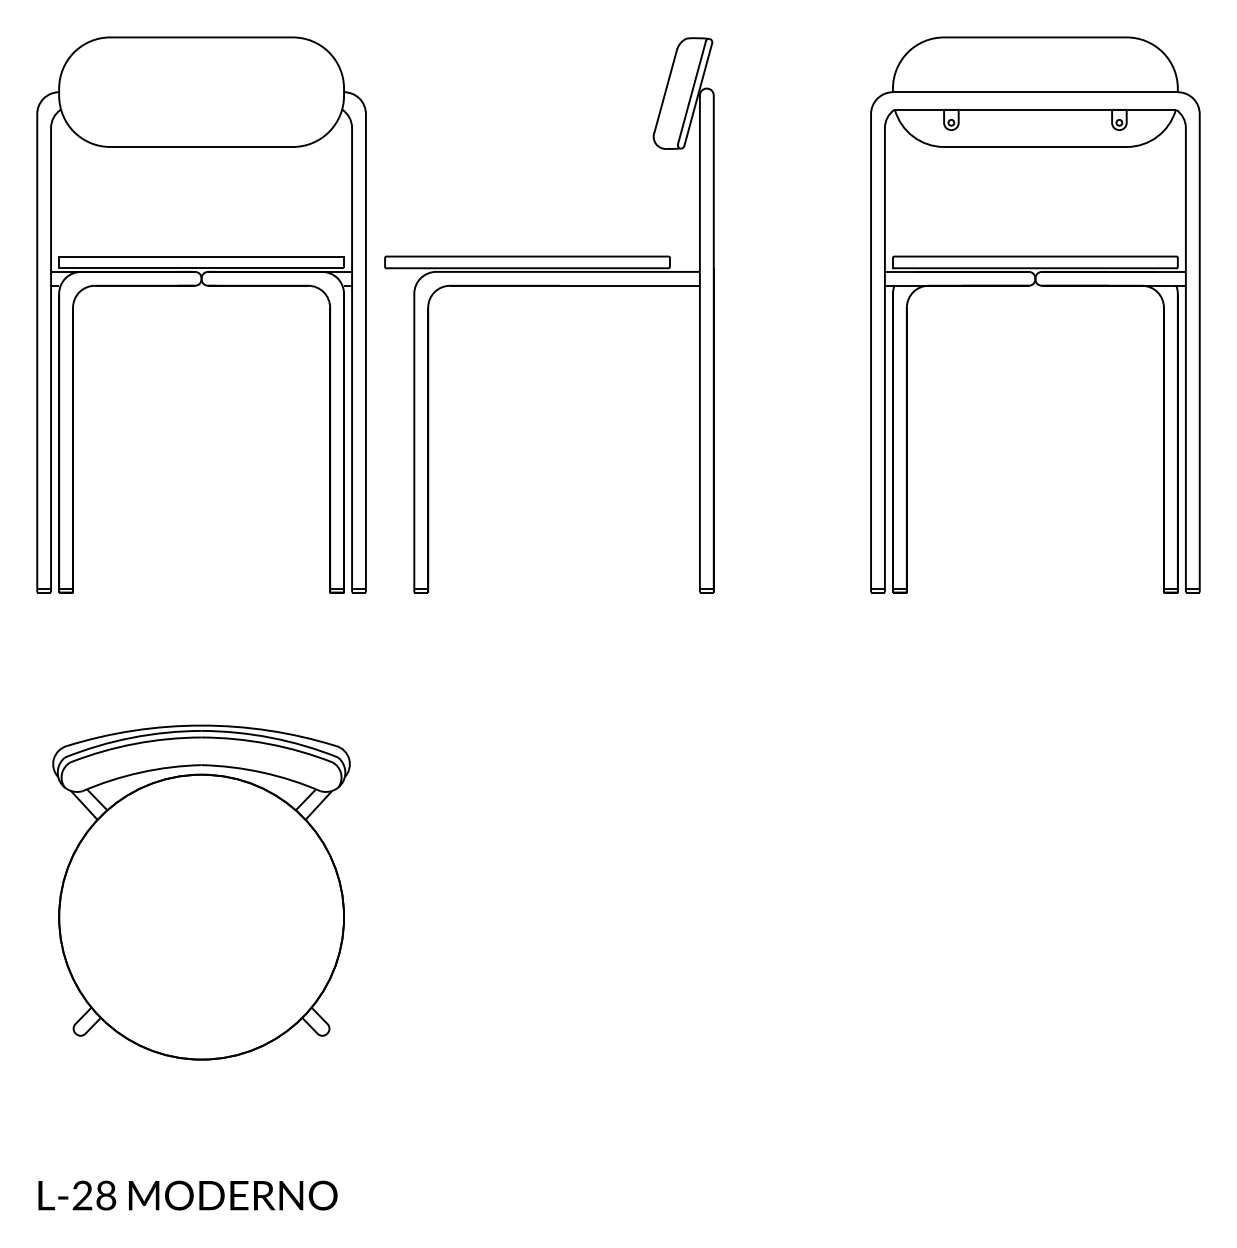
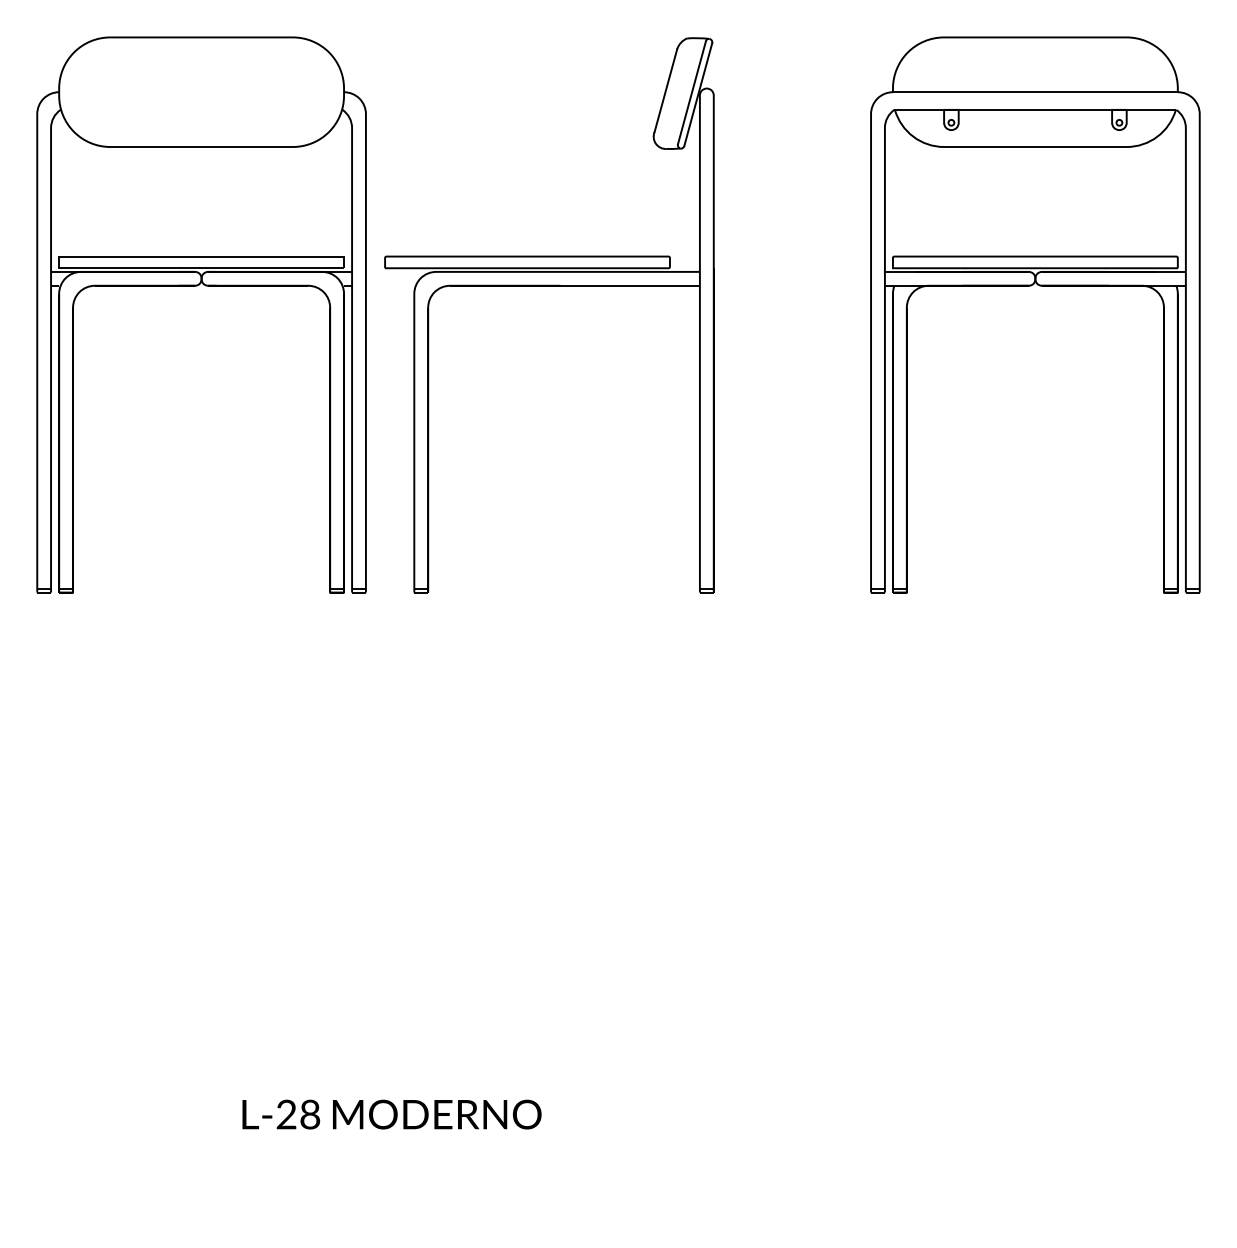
part: present -> none (201, 892)
text position: (187, 1195) -> (391, 1114) (391, 1114)
